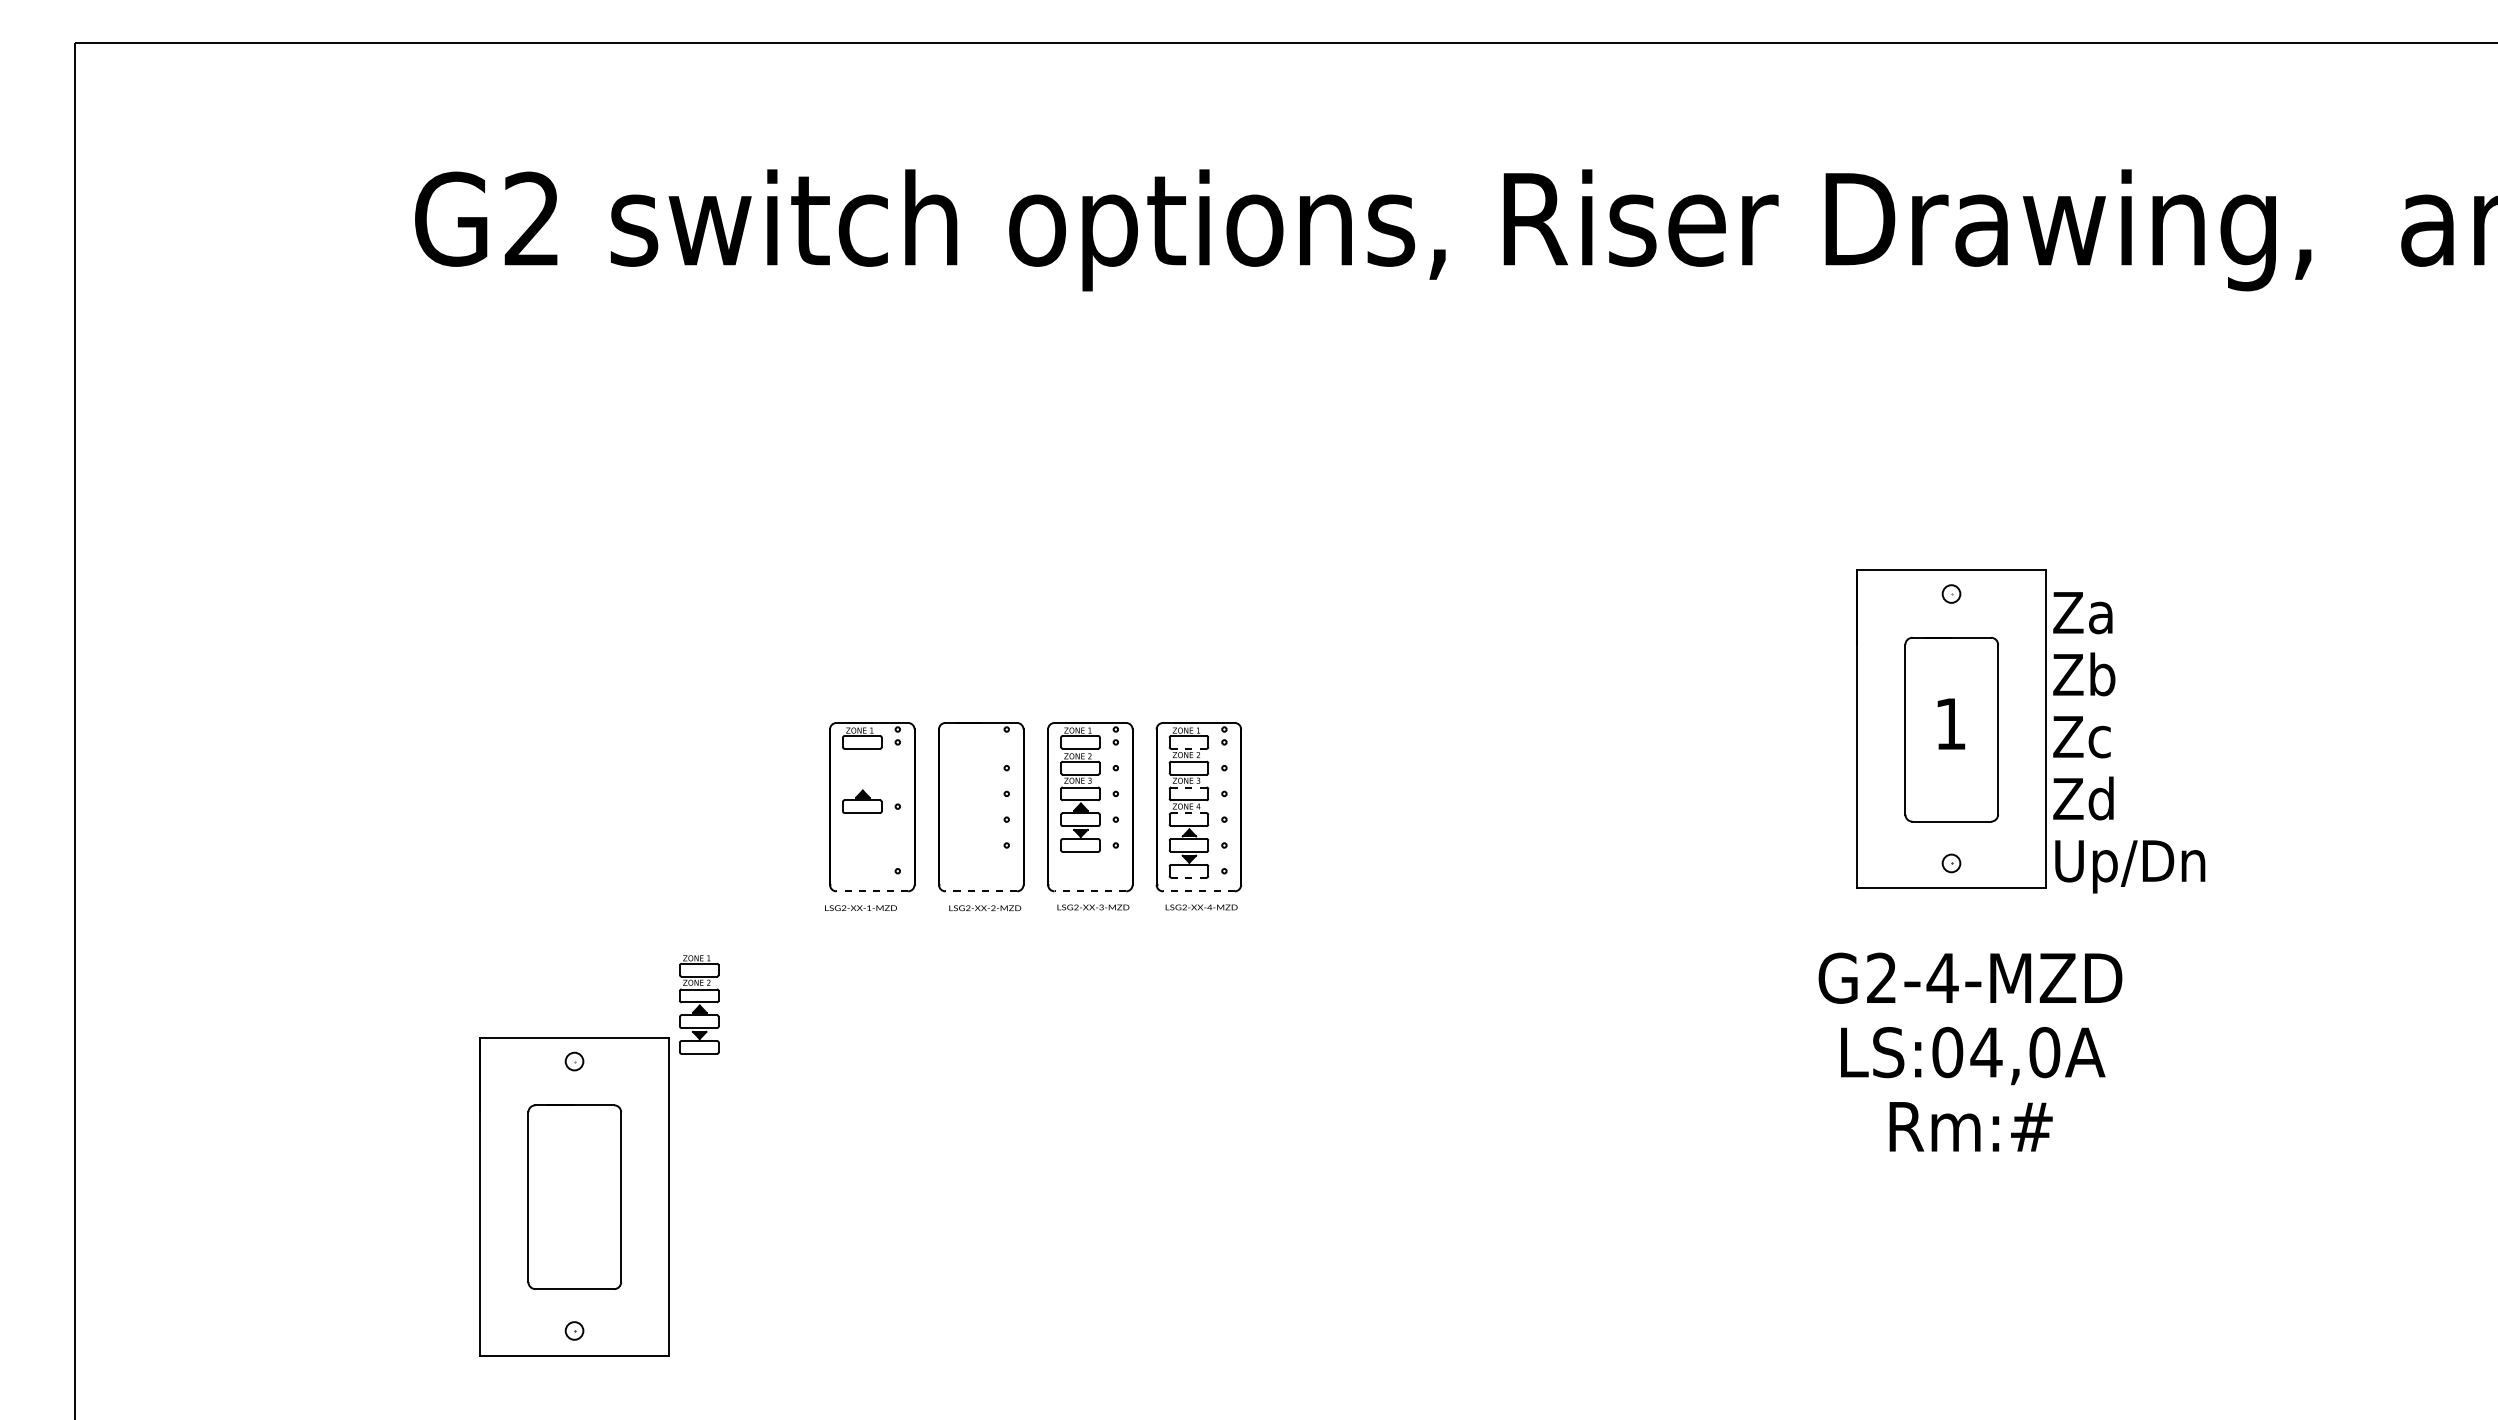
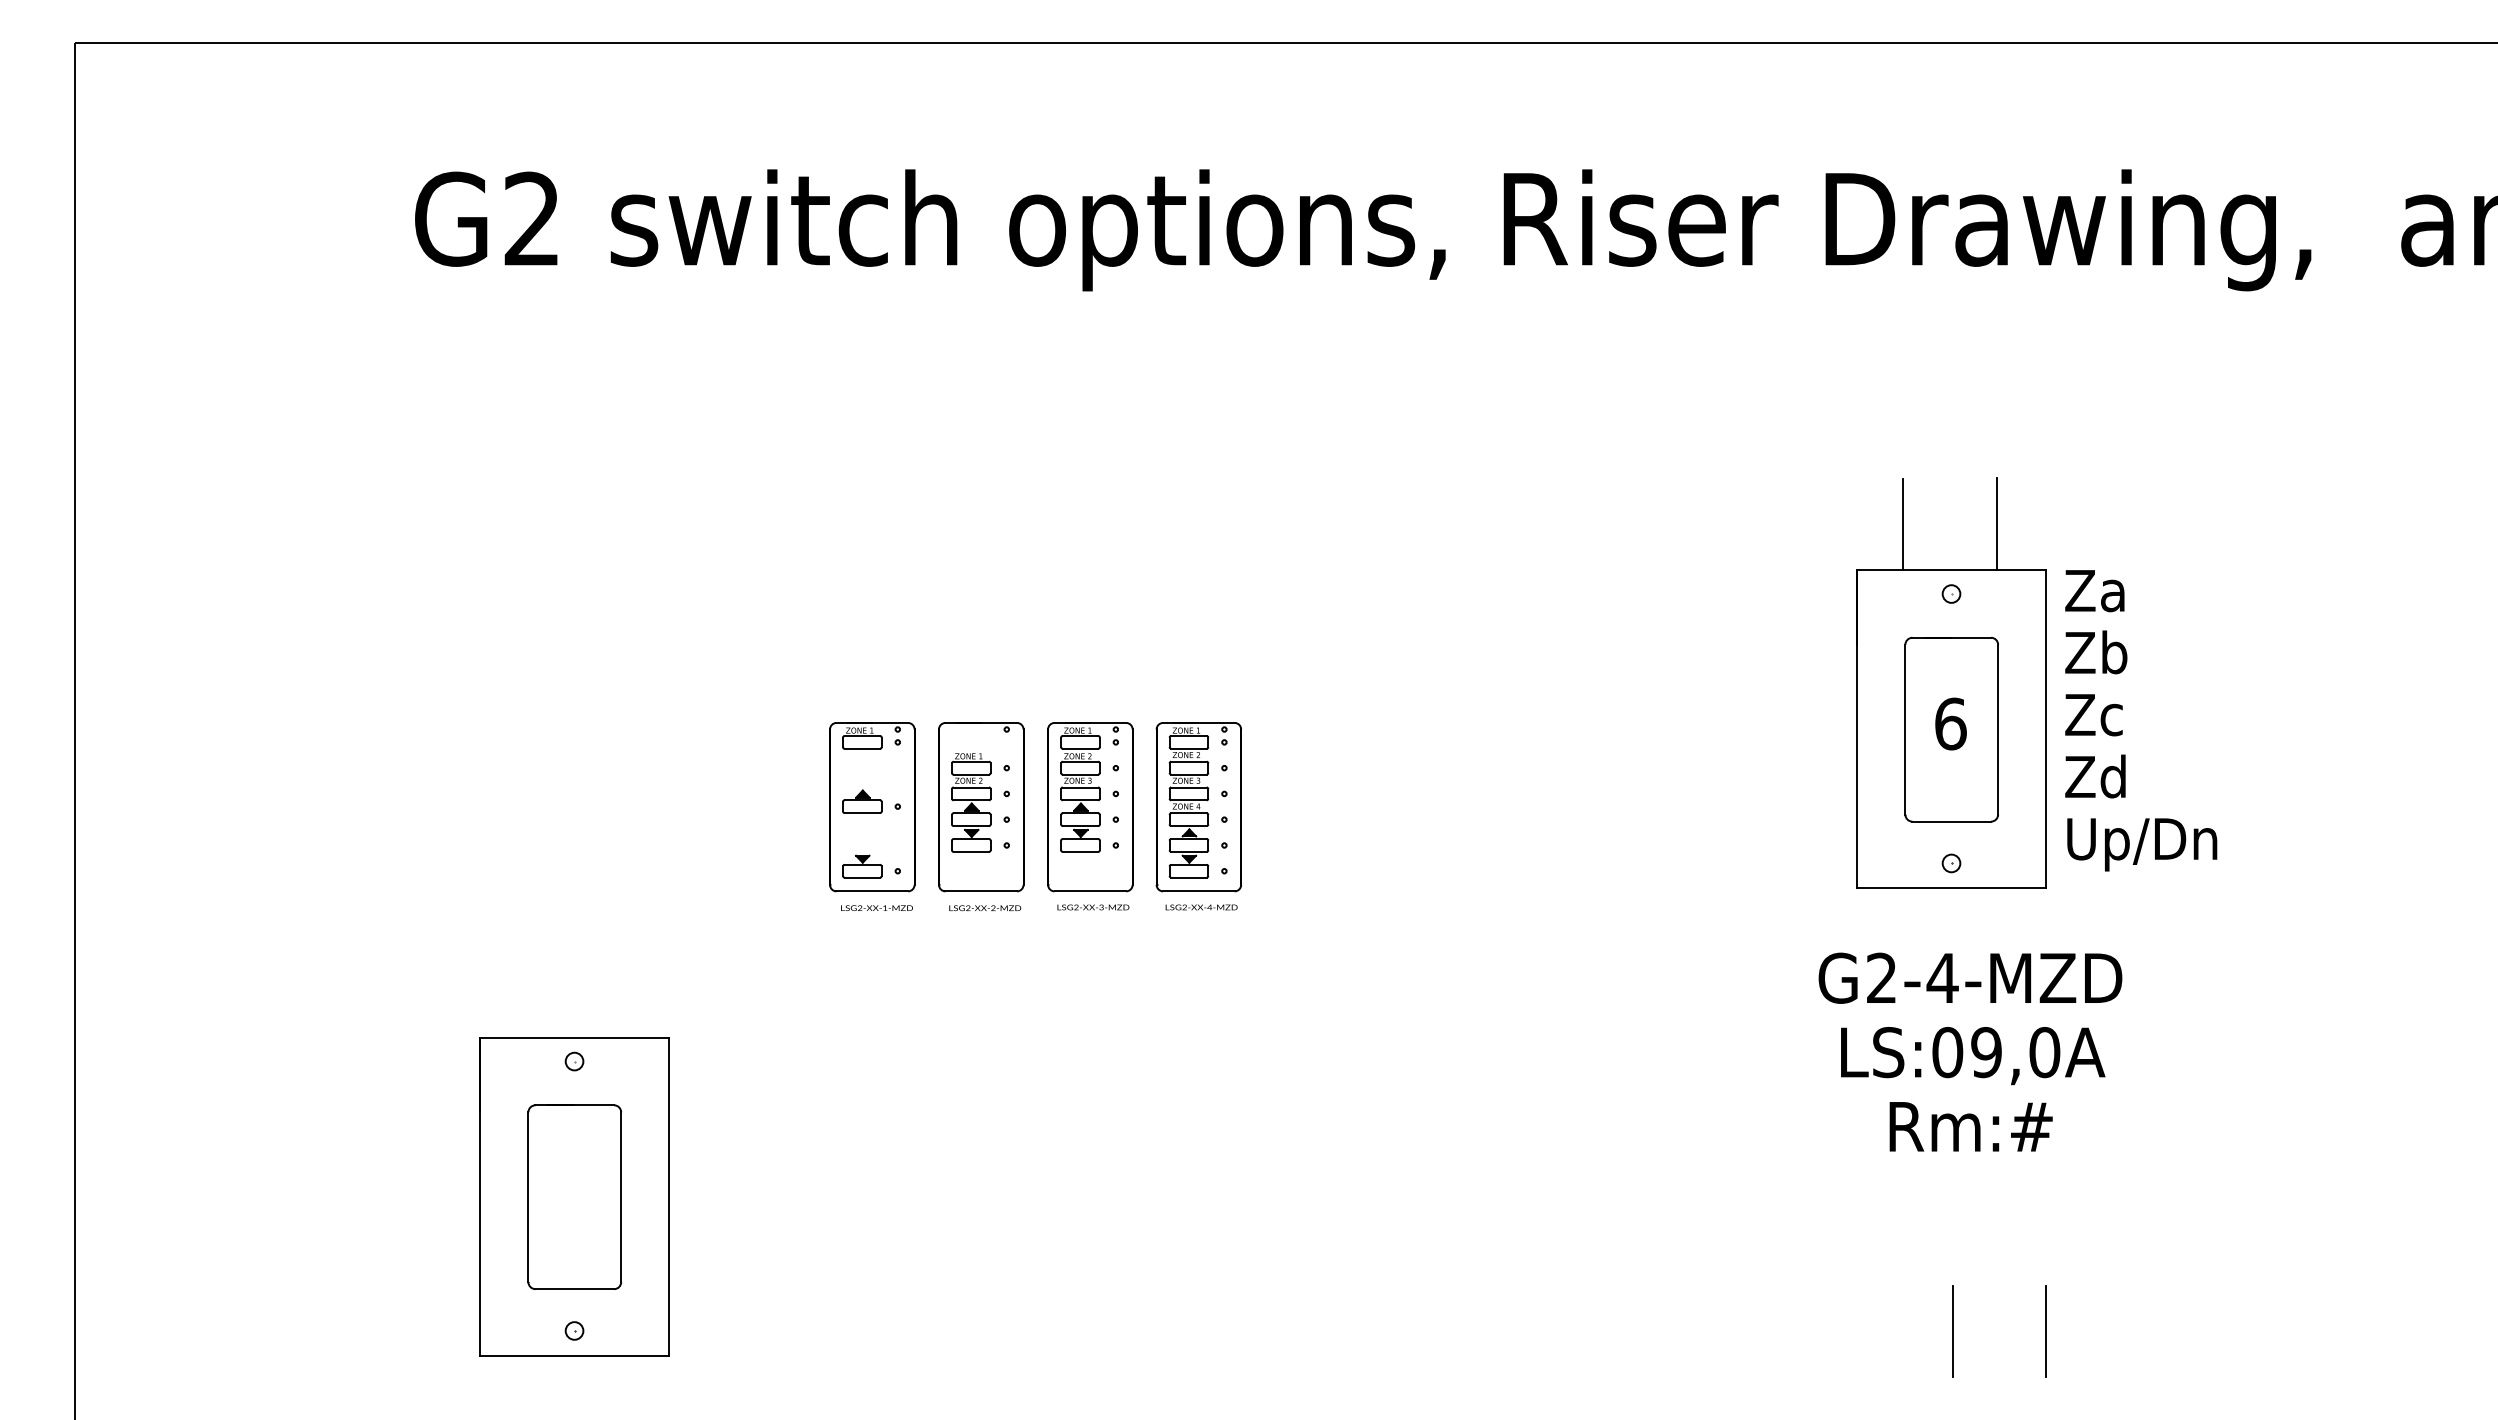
line: none -> present (1903, 523)
line: none -> present (1996, 523)
text: 1 -> 6 (1950, 723)
text position: (2129, 742) -> (2141, 720) (2141, 720)
line: dashed -> solid (1188, 748)
line: dashed -> solid (1188, 787)
line: dashed -> solid (1188, 813)
part: none -> present (862, 866)
line: dashed -> solid (1188, 877)
line: dashed -> solid (872, 891)
line: dashed -> solid (981, 891)
line: dashed -> solid (1090, 891)
line: dashed -> solid (1198, 891)
text position: (860, 907) -> (876, 907) (876, 907)
part position: (699, 1004) -> (971, 802) (971, 802)
text: LS:04,0A -> LS:09,0A (1986, 1052)
line: none -> present (1952, 1331)
line: none -> present (2046, 1331)
